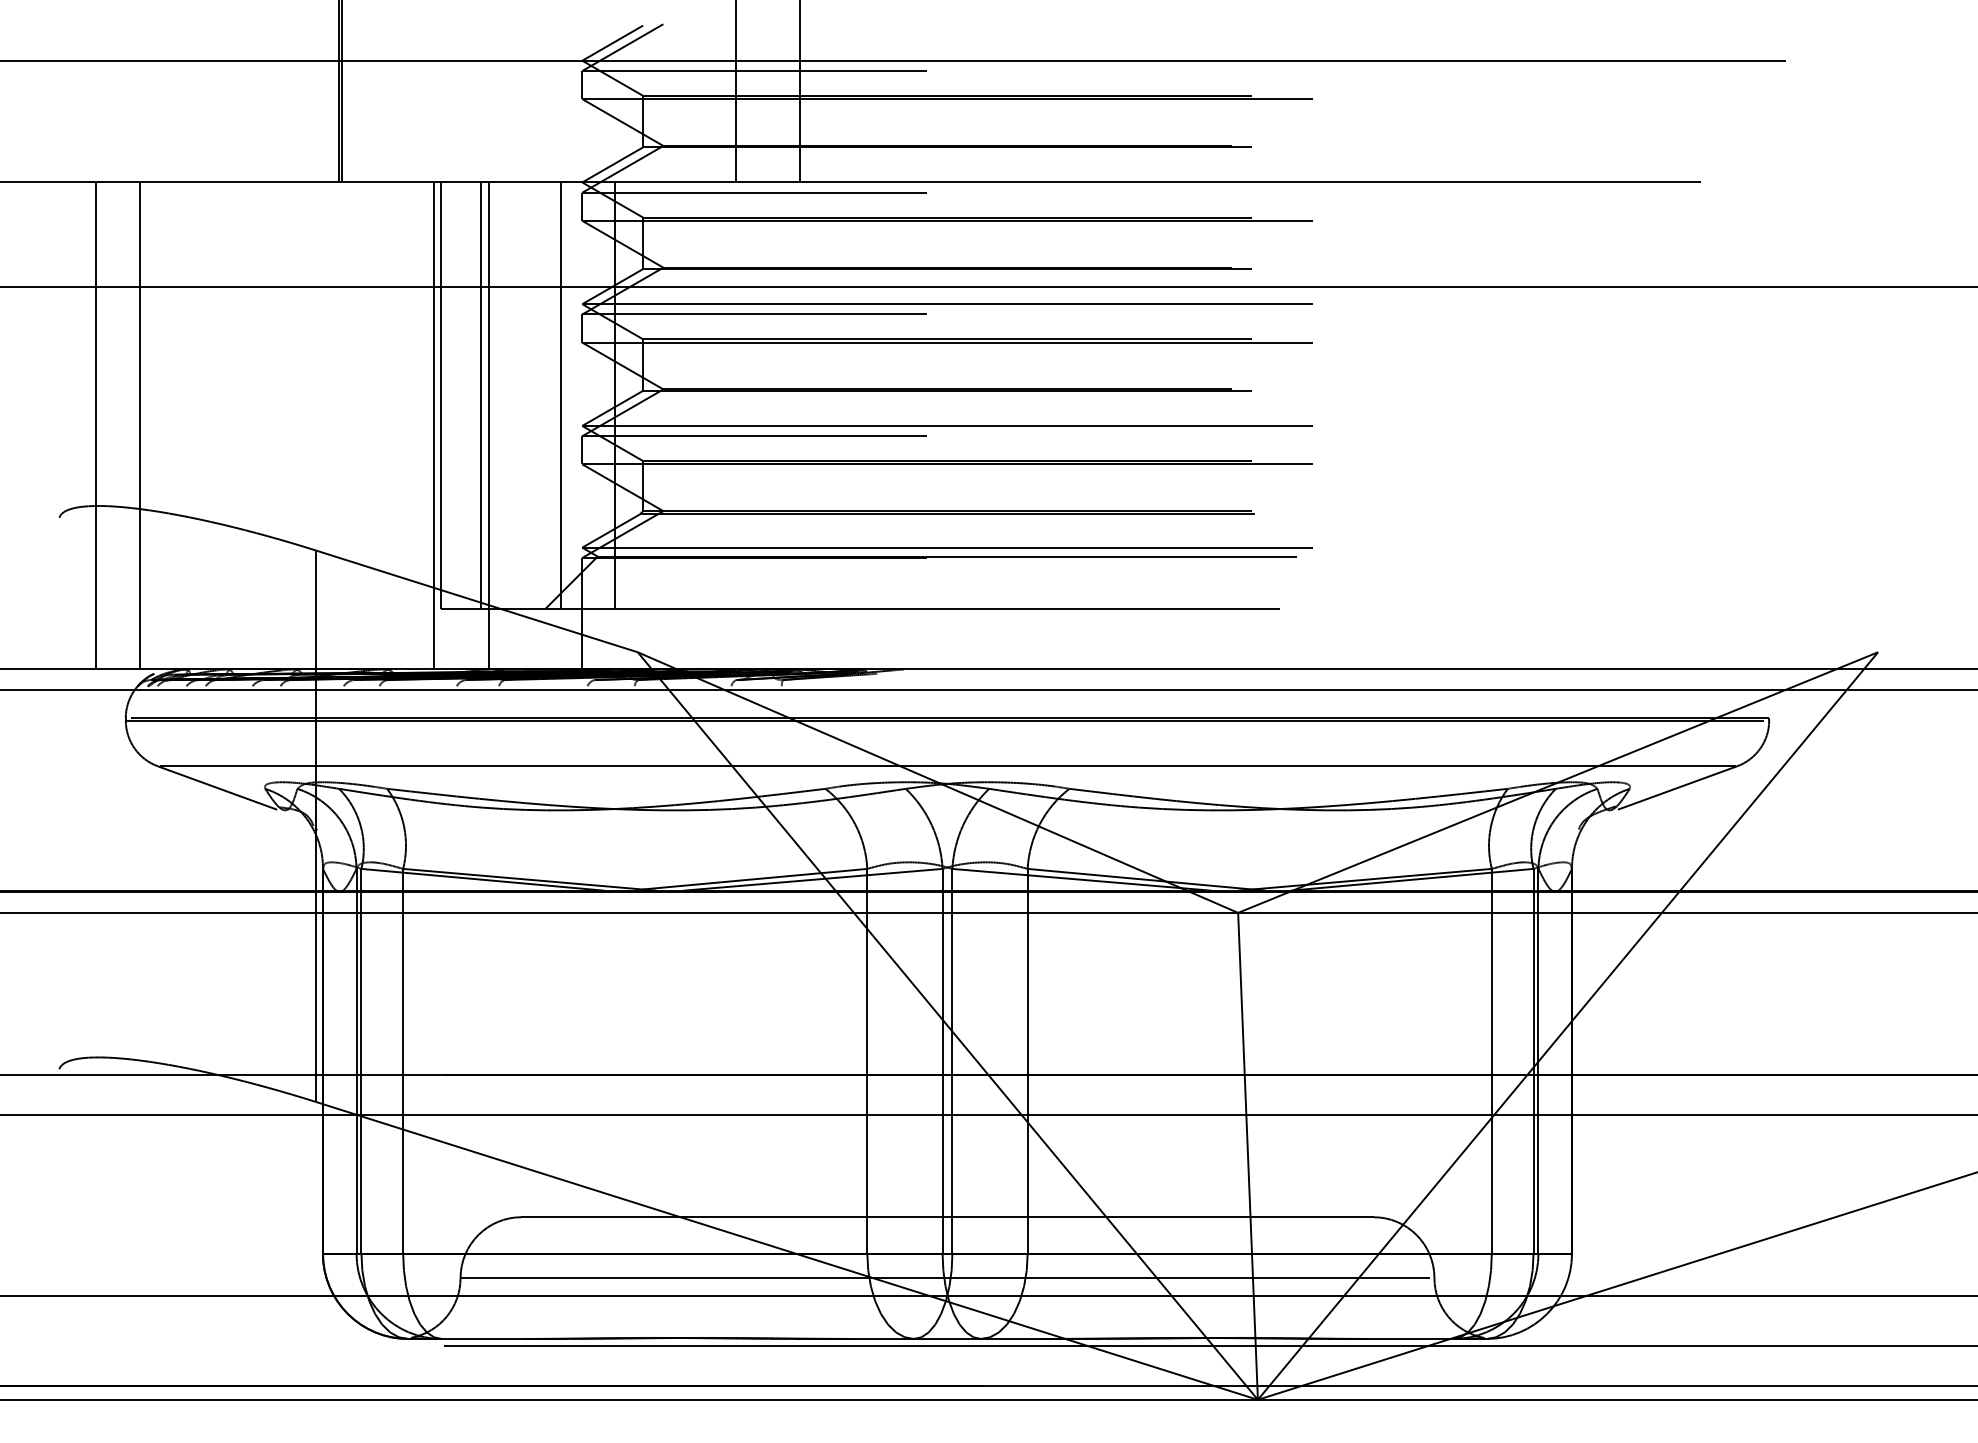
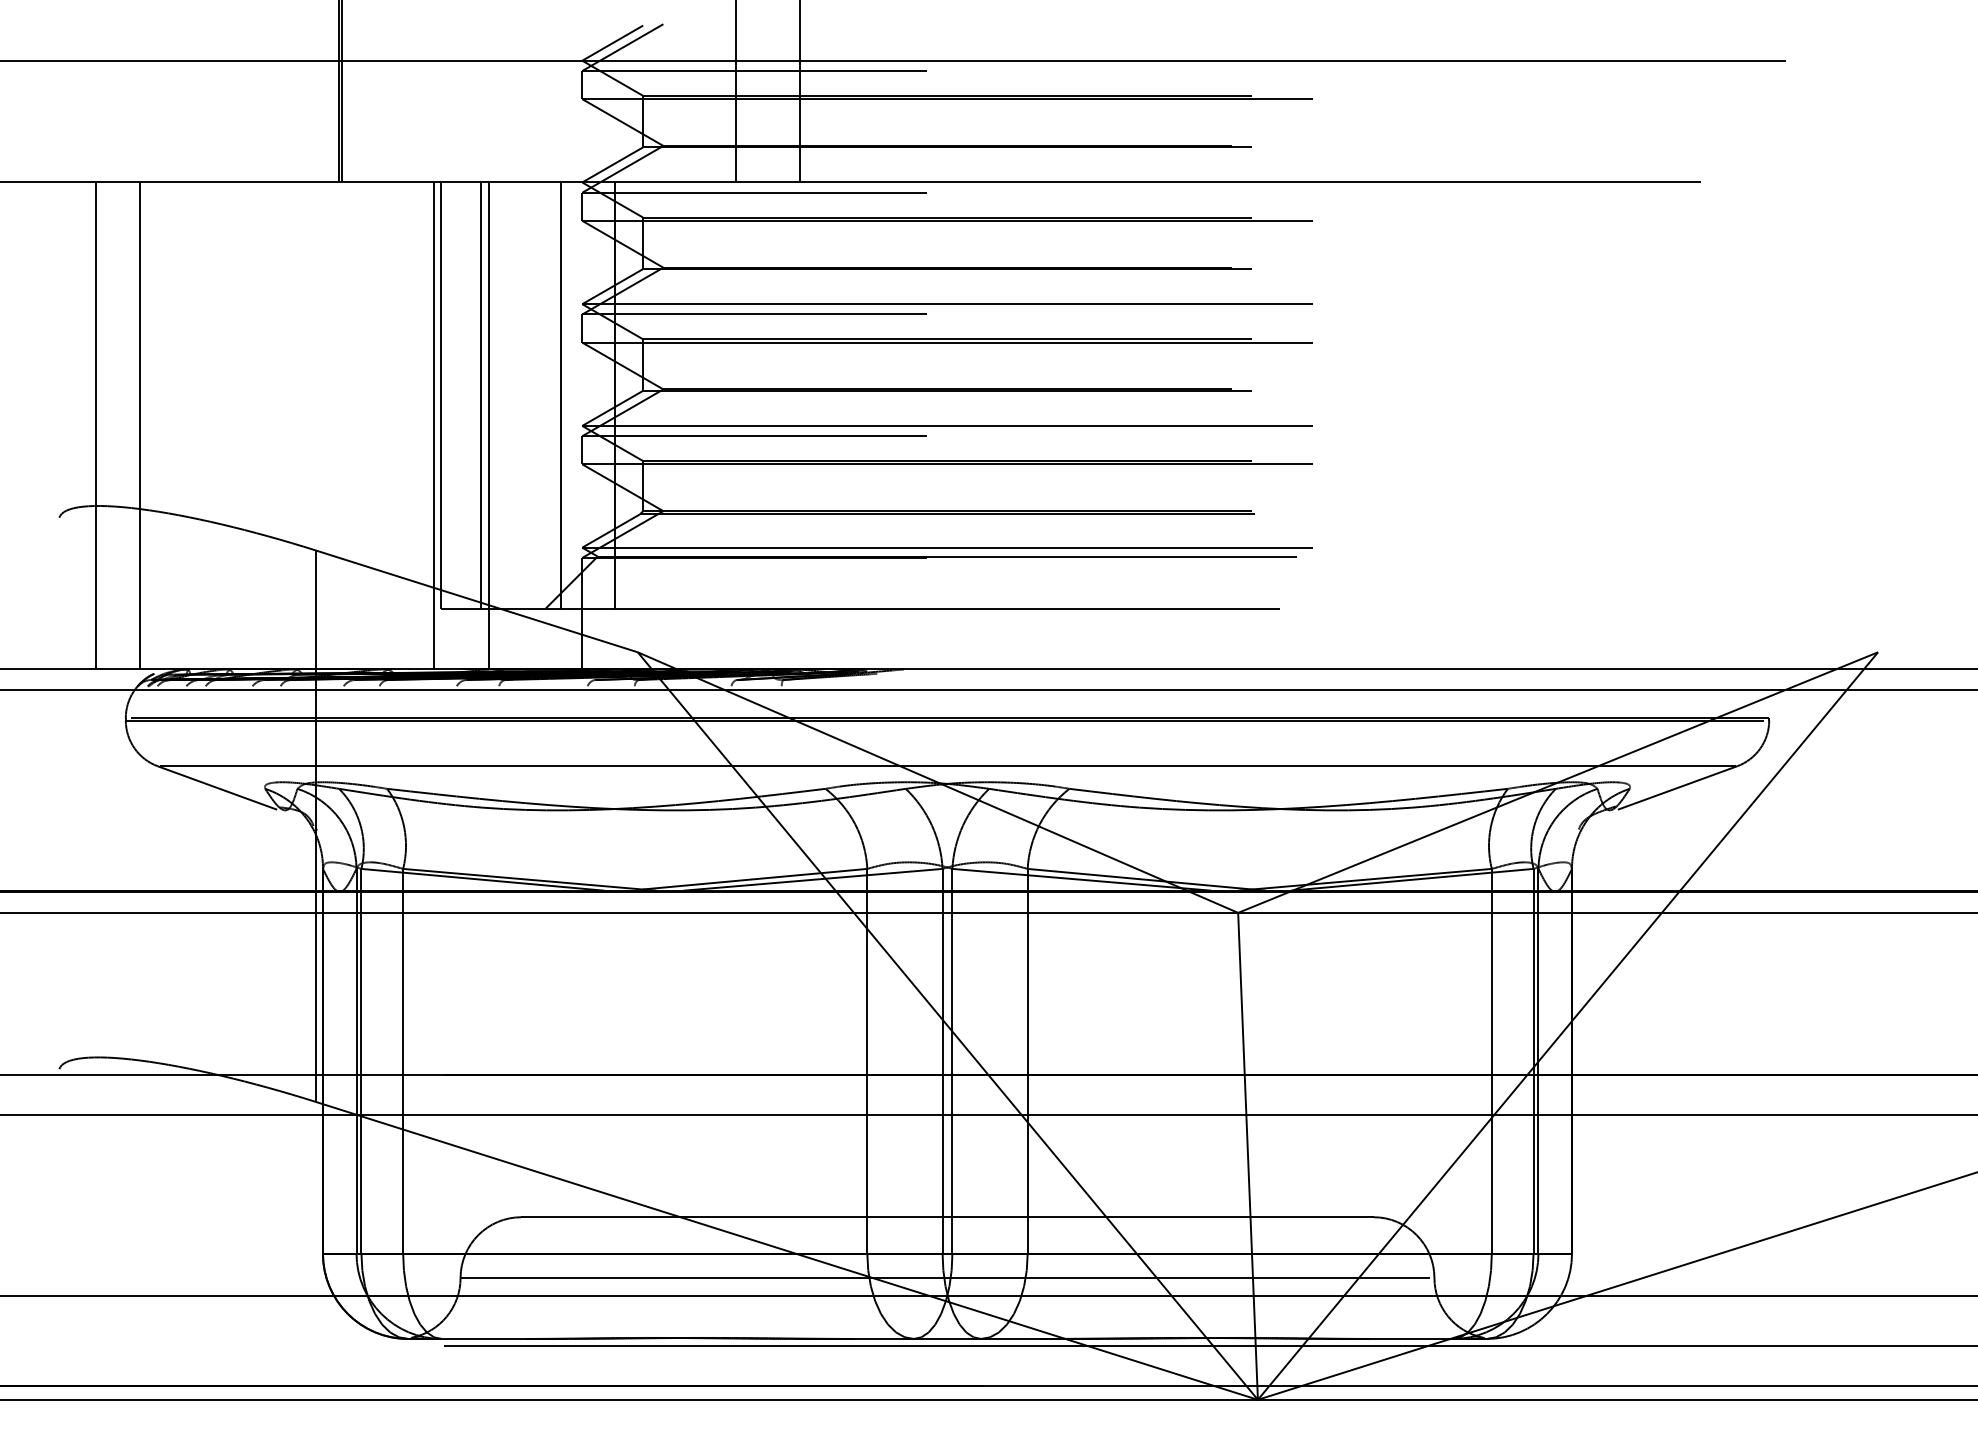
line: present -> none (988, 286)
